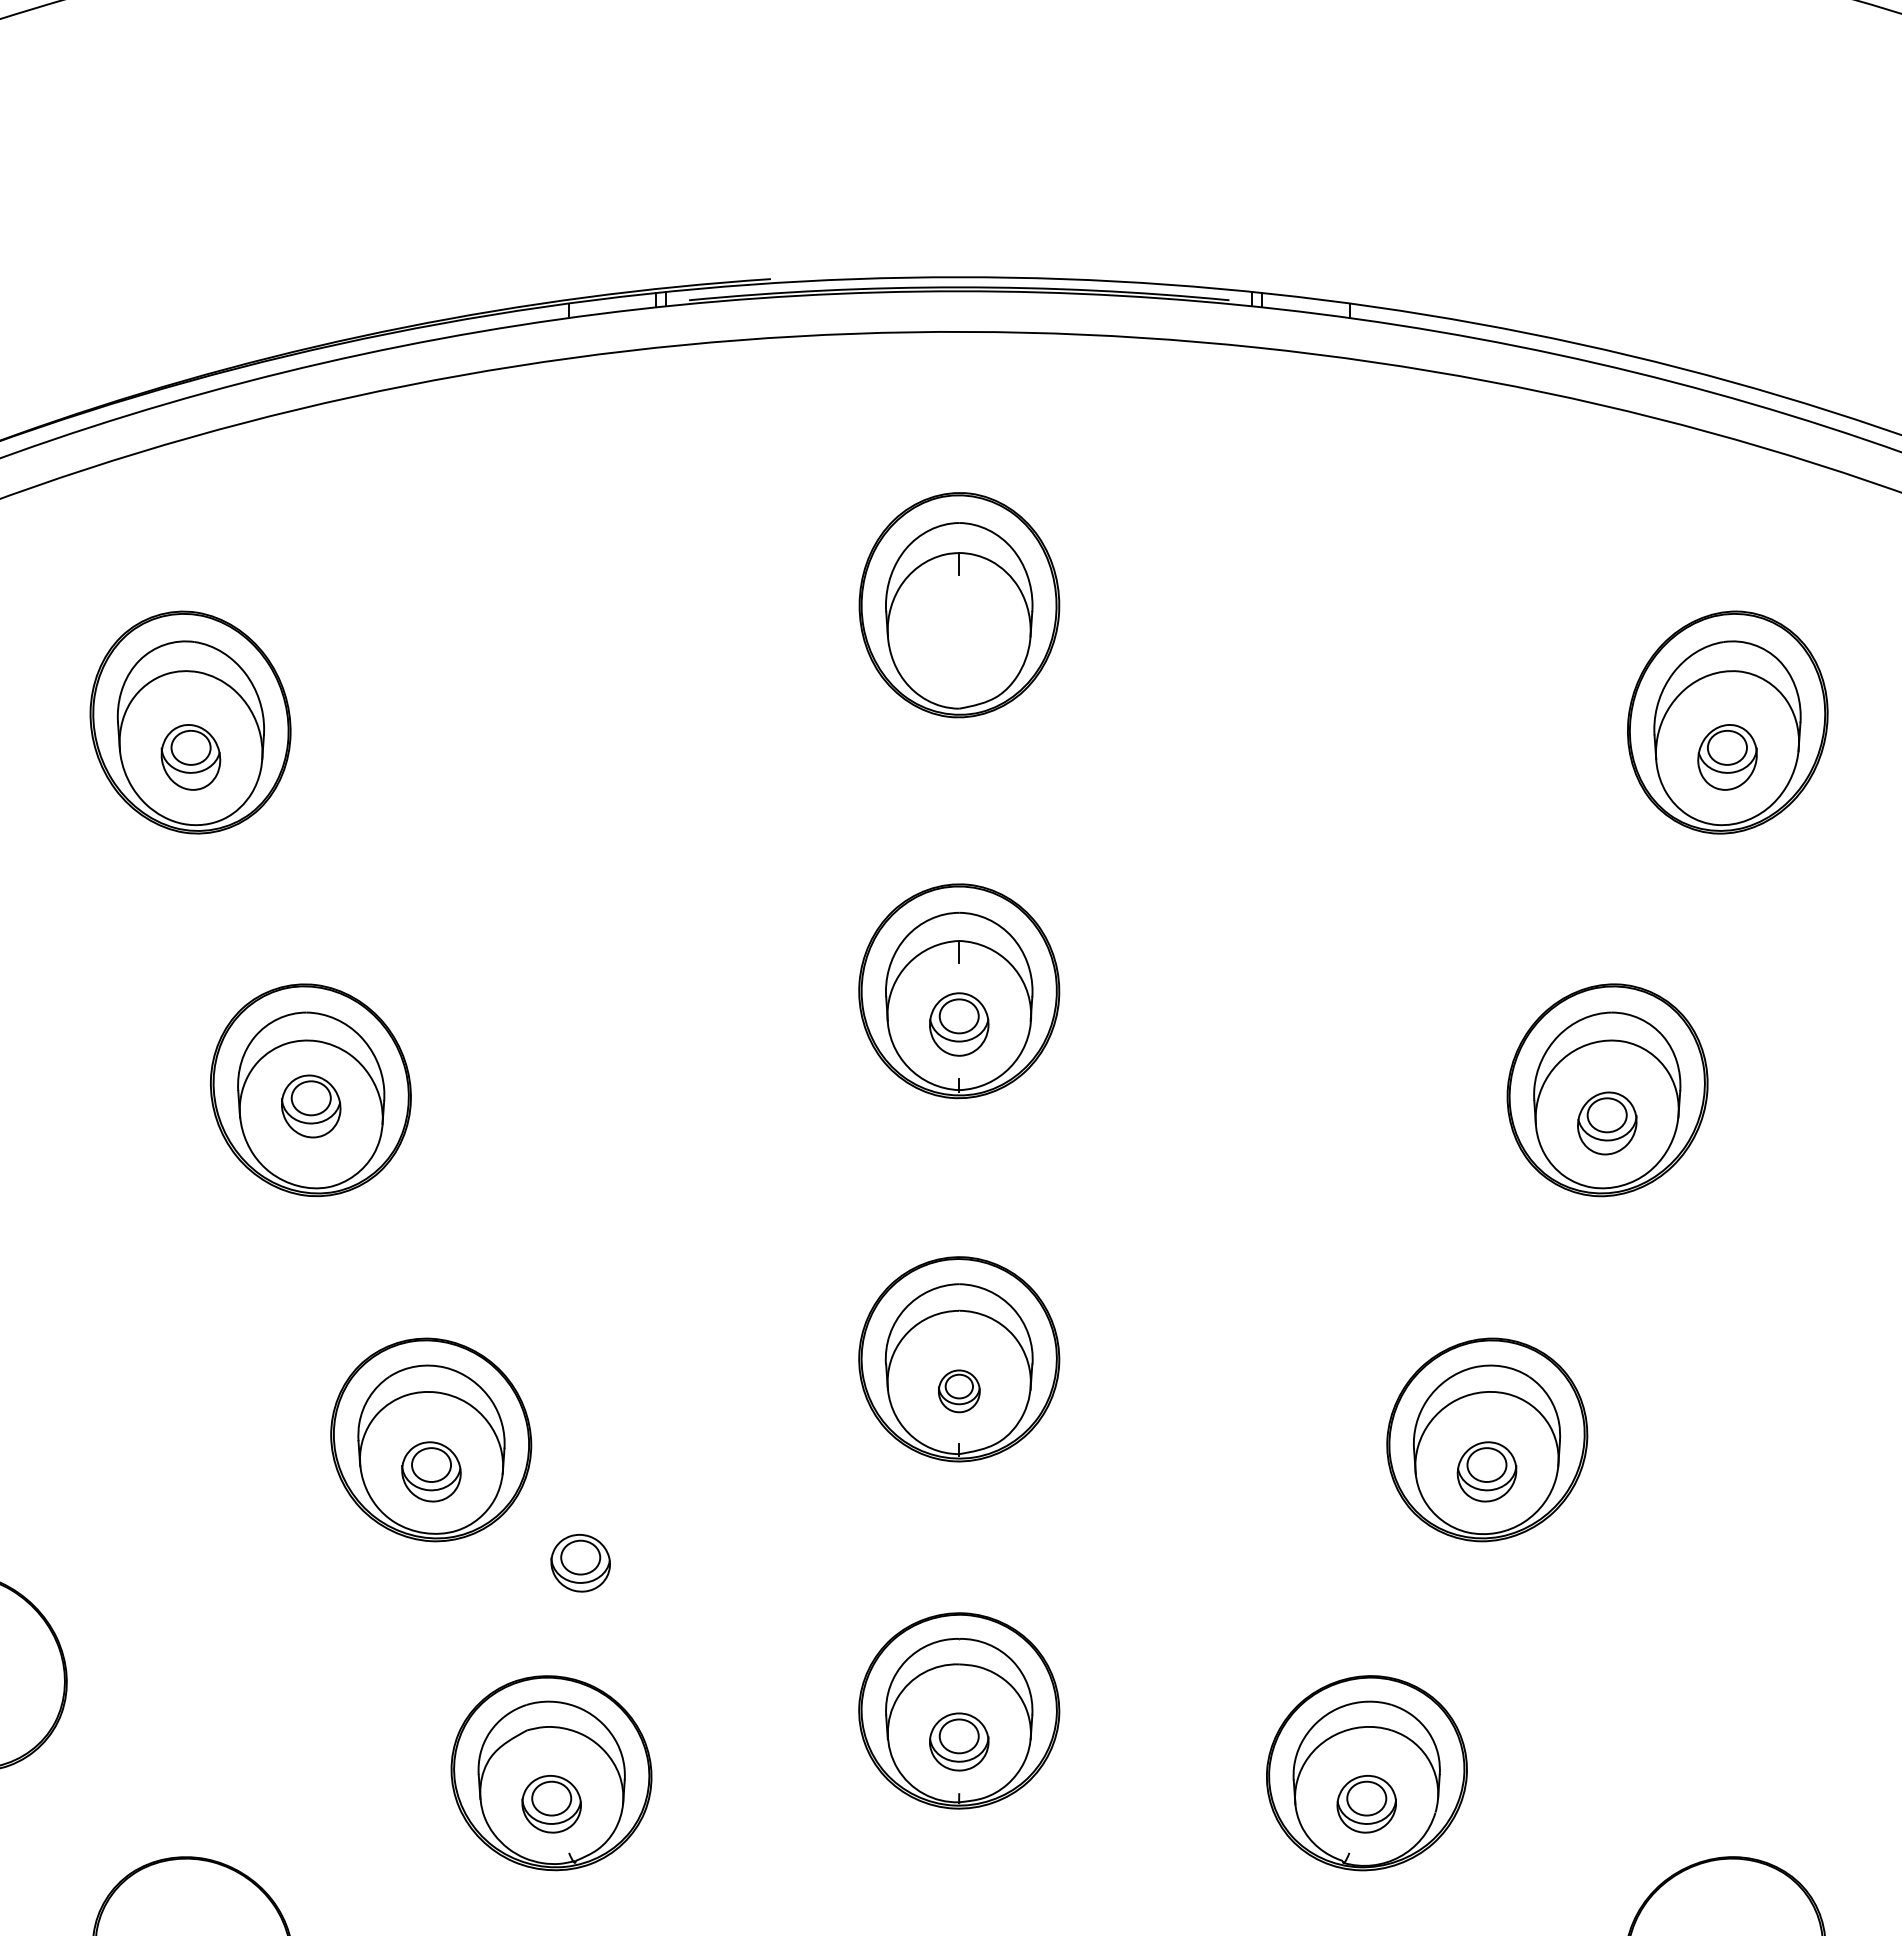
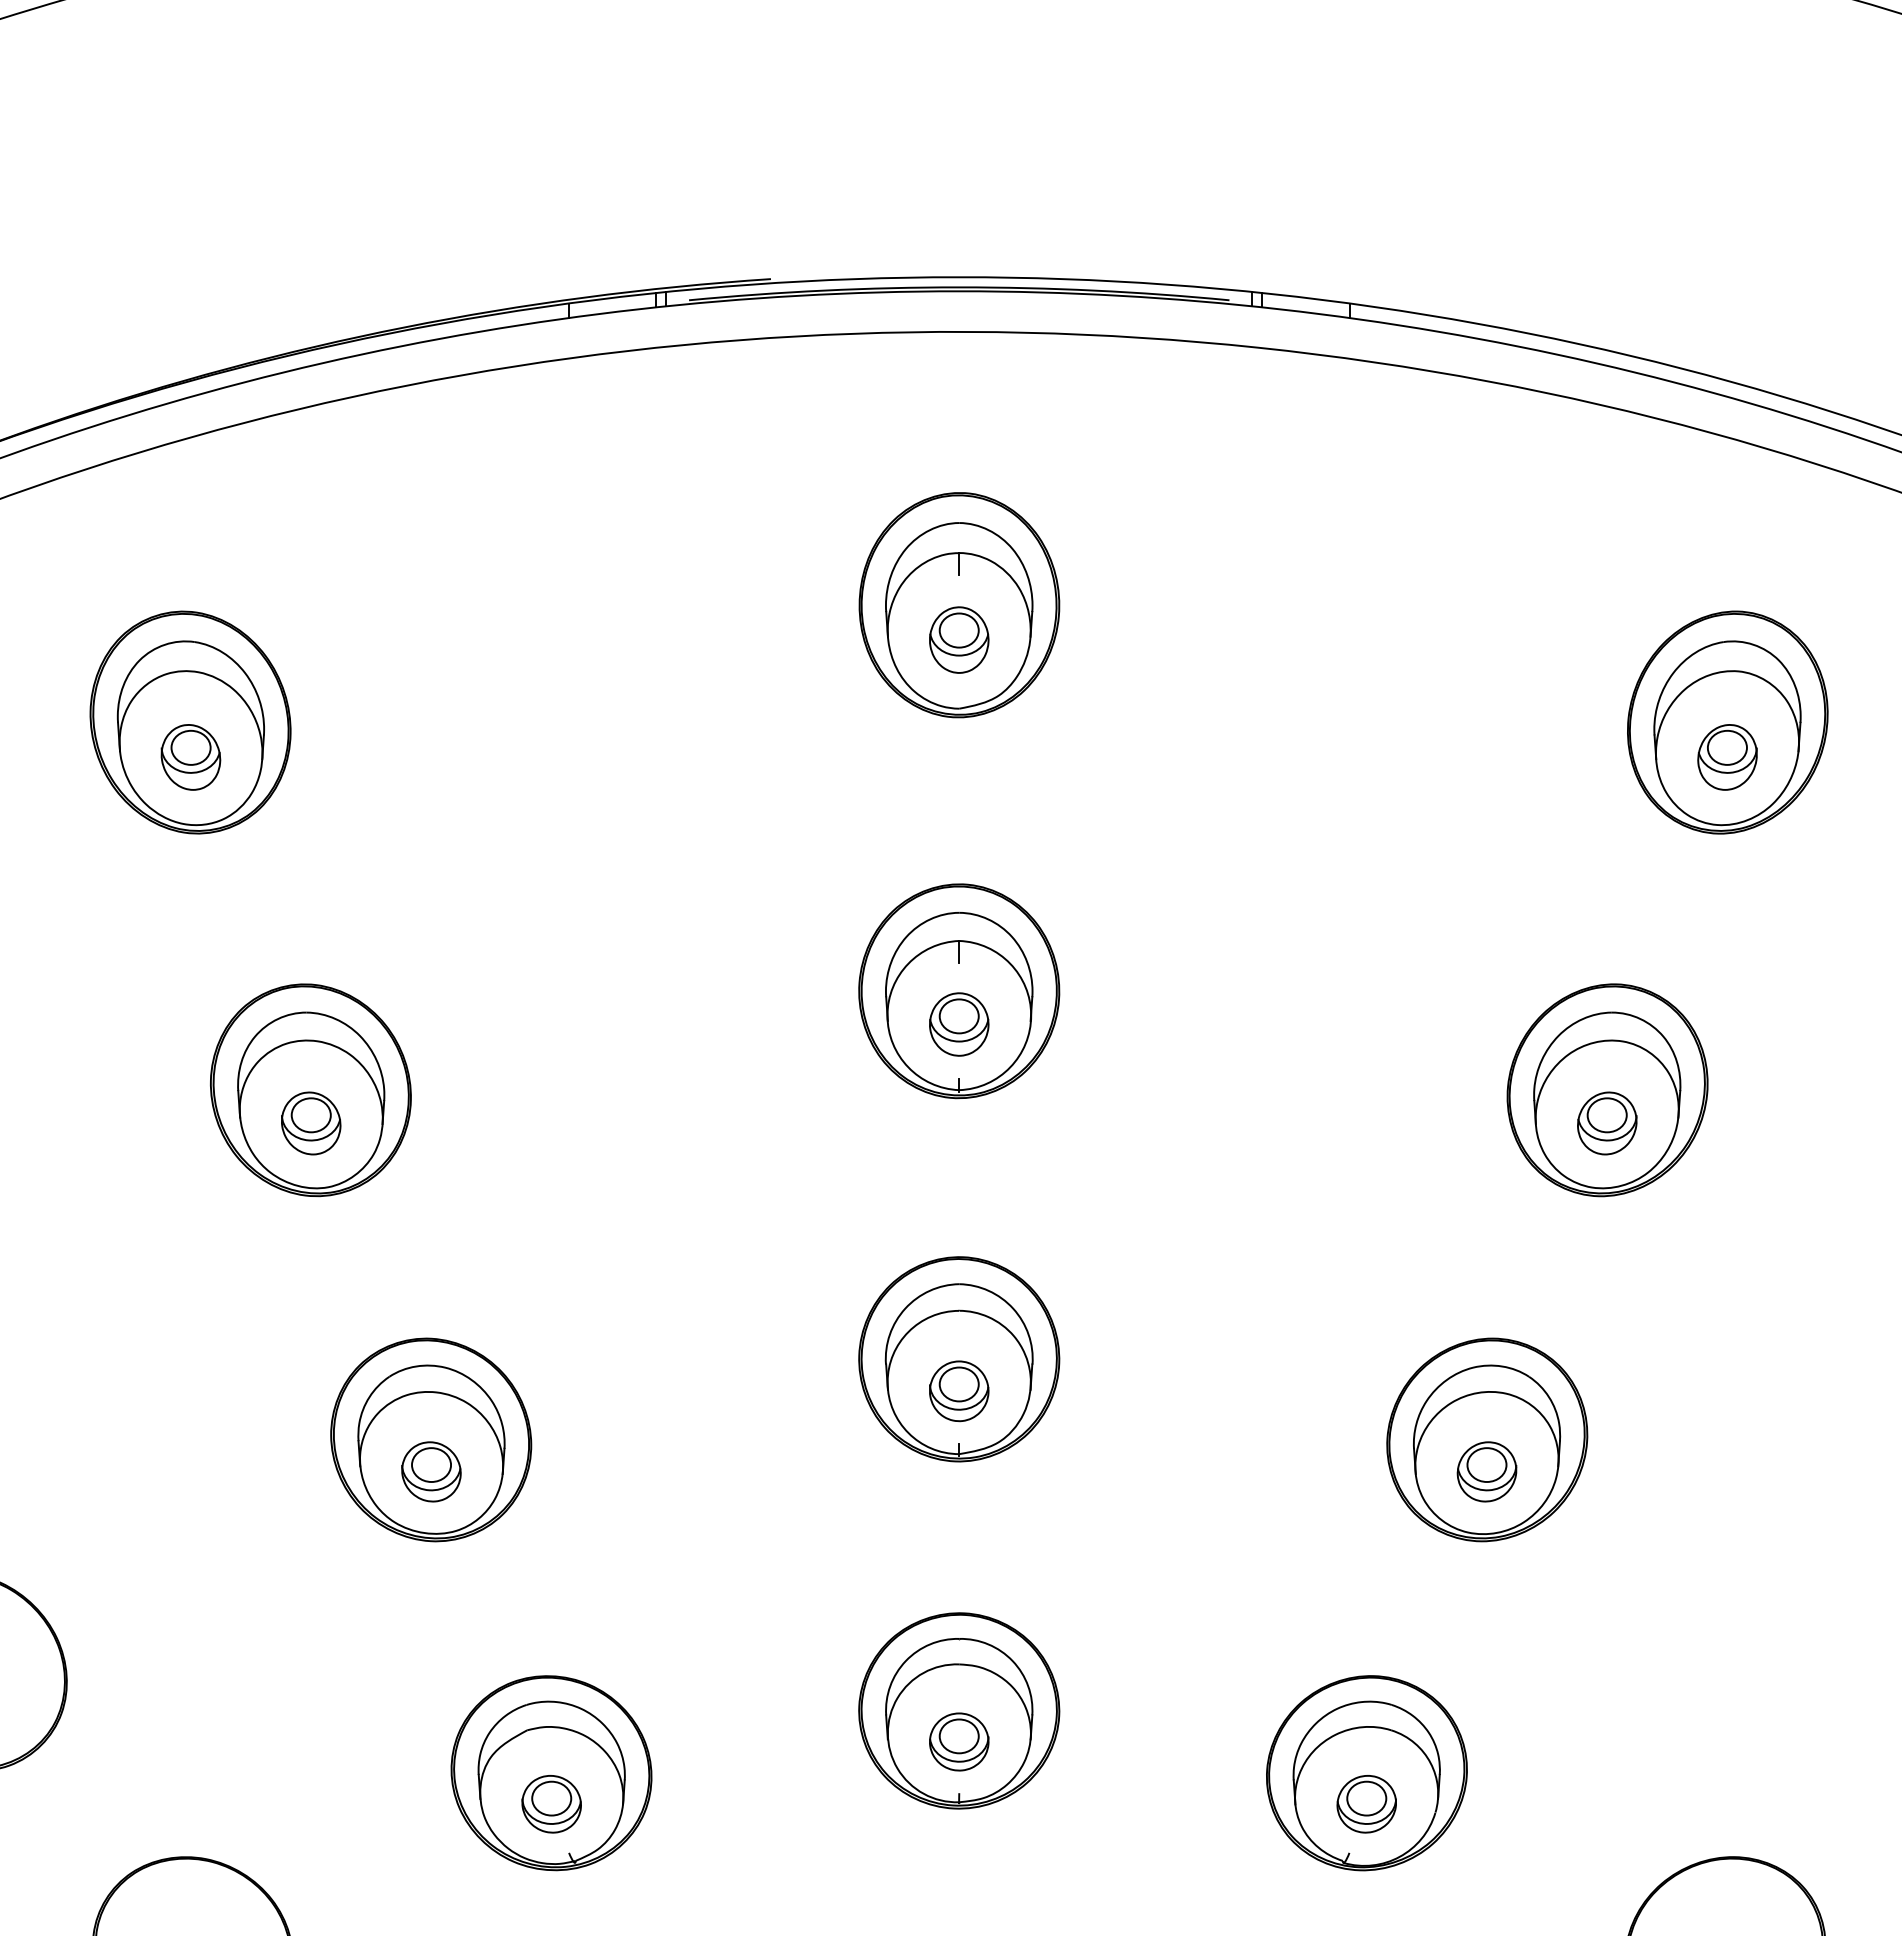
part: none -> present (959, 639)
part position: (311, 1106) -> (311, 1123) (311, 1123)
part size: 43x45 px -> 61x63 px (959, 1391)
part: present -> none (580, 1563)
